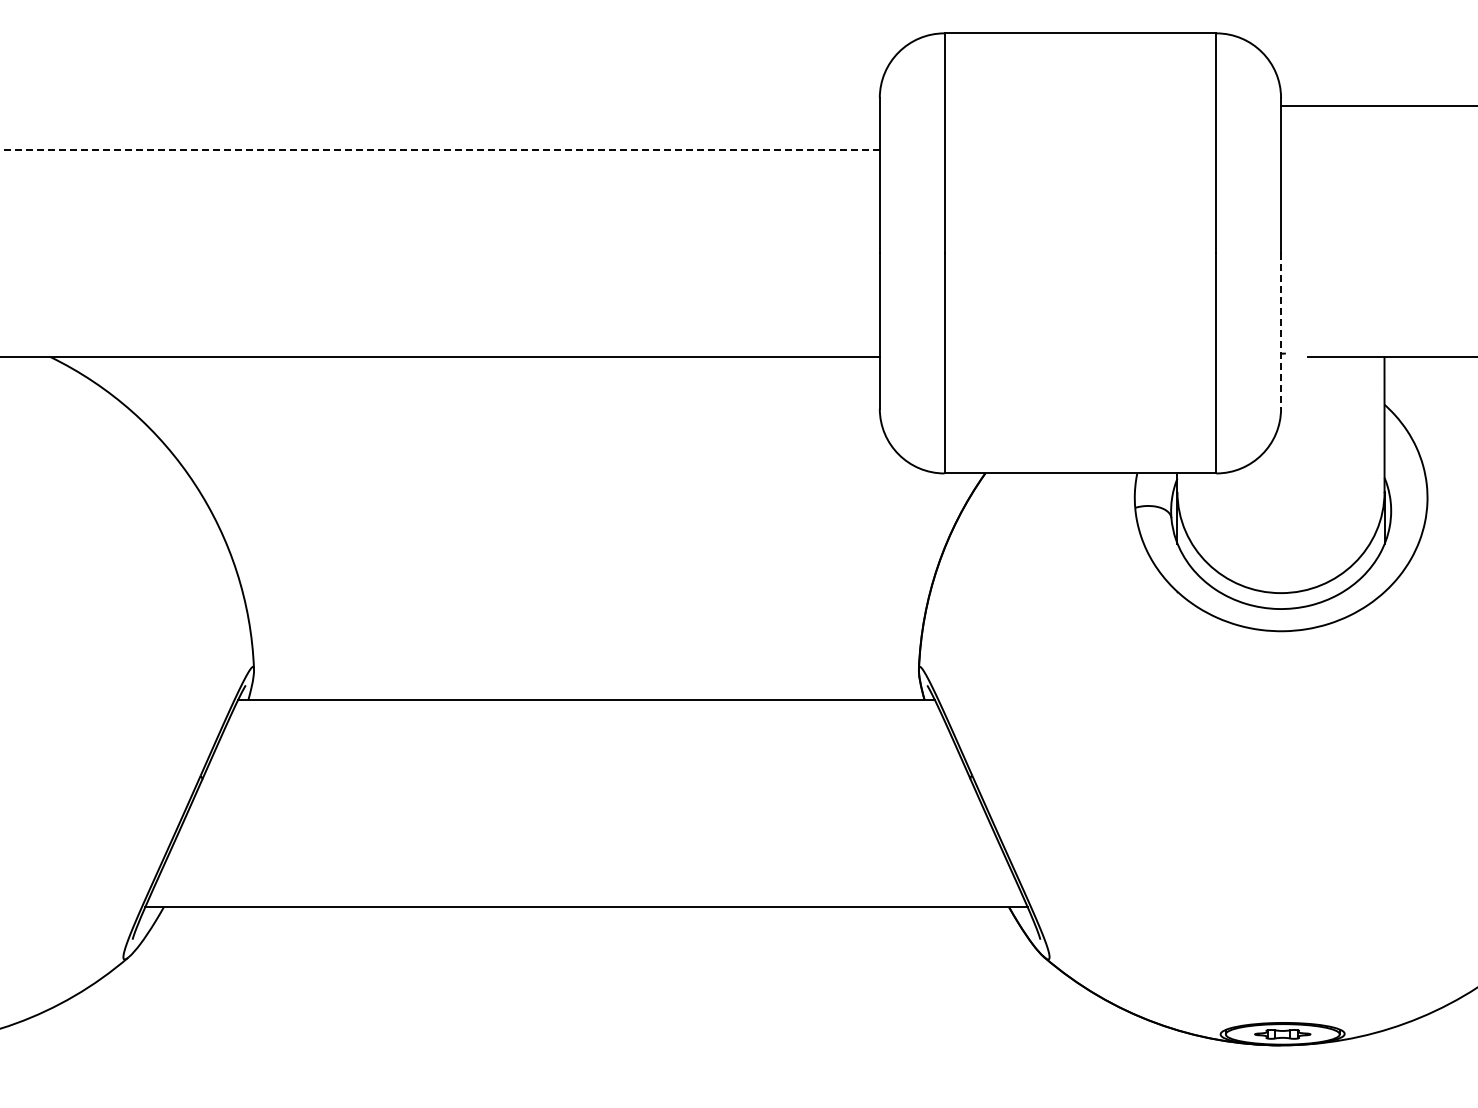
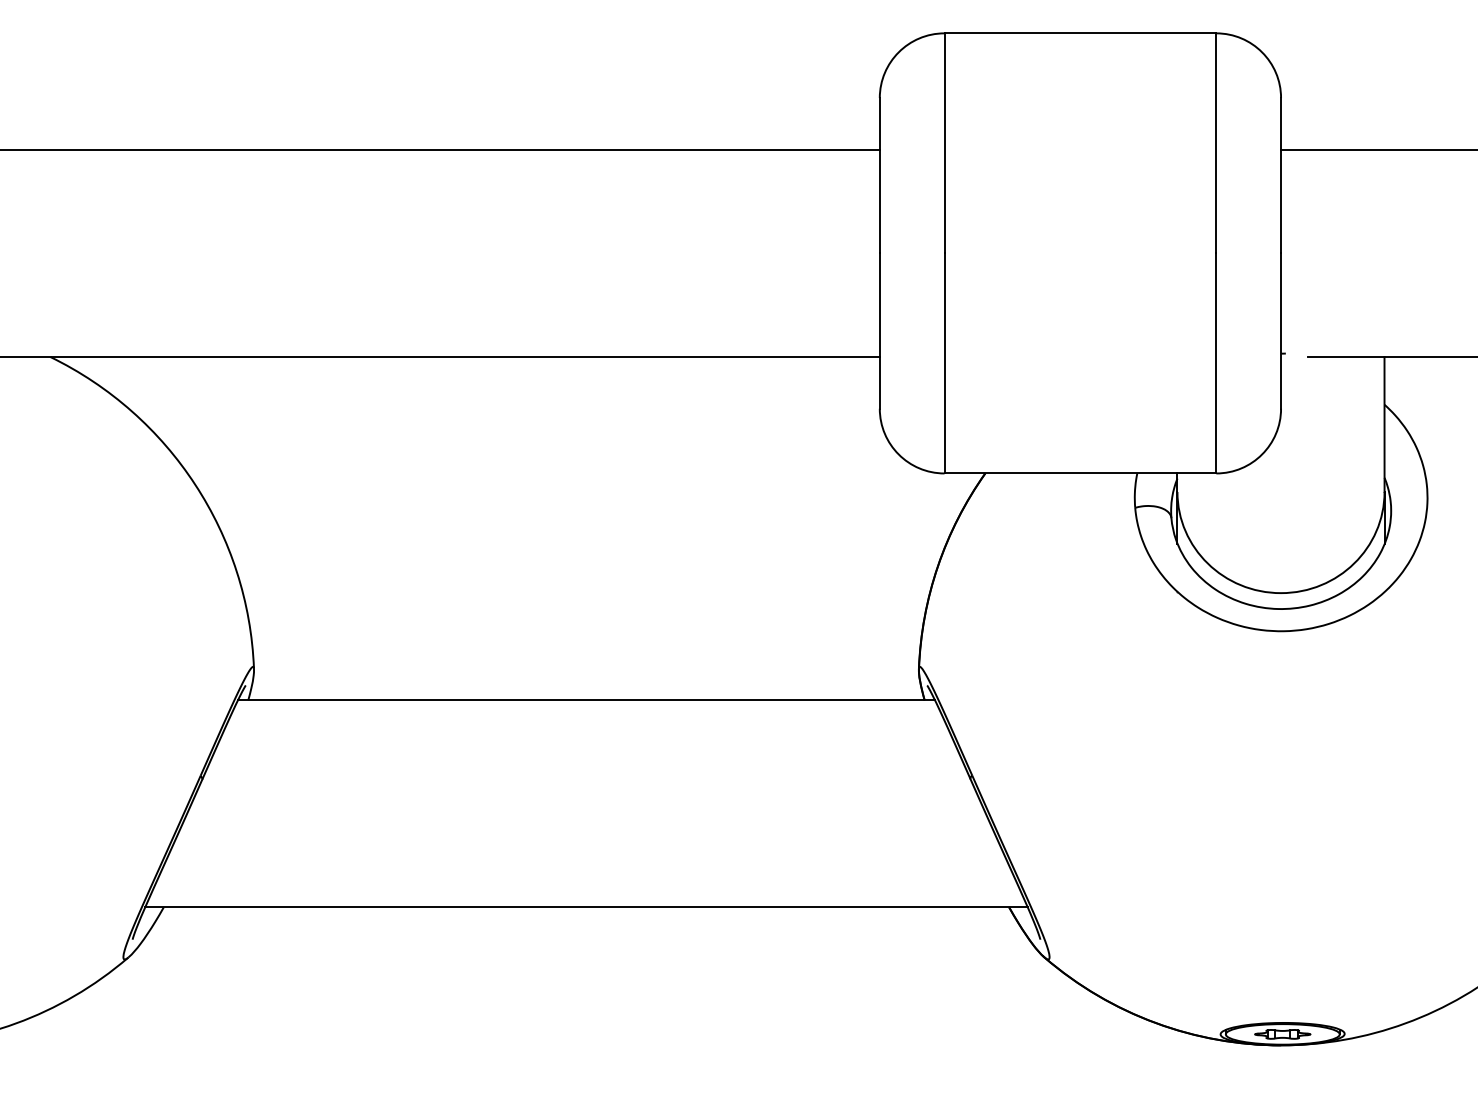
line position: (1377, 105) -> (1377, 149) (1377, 149)
line: dashed -> solid (440, 149)
line: dashed -> solid (1281, 331)
